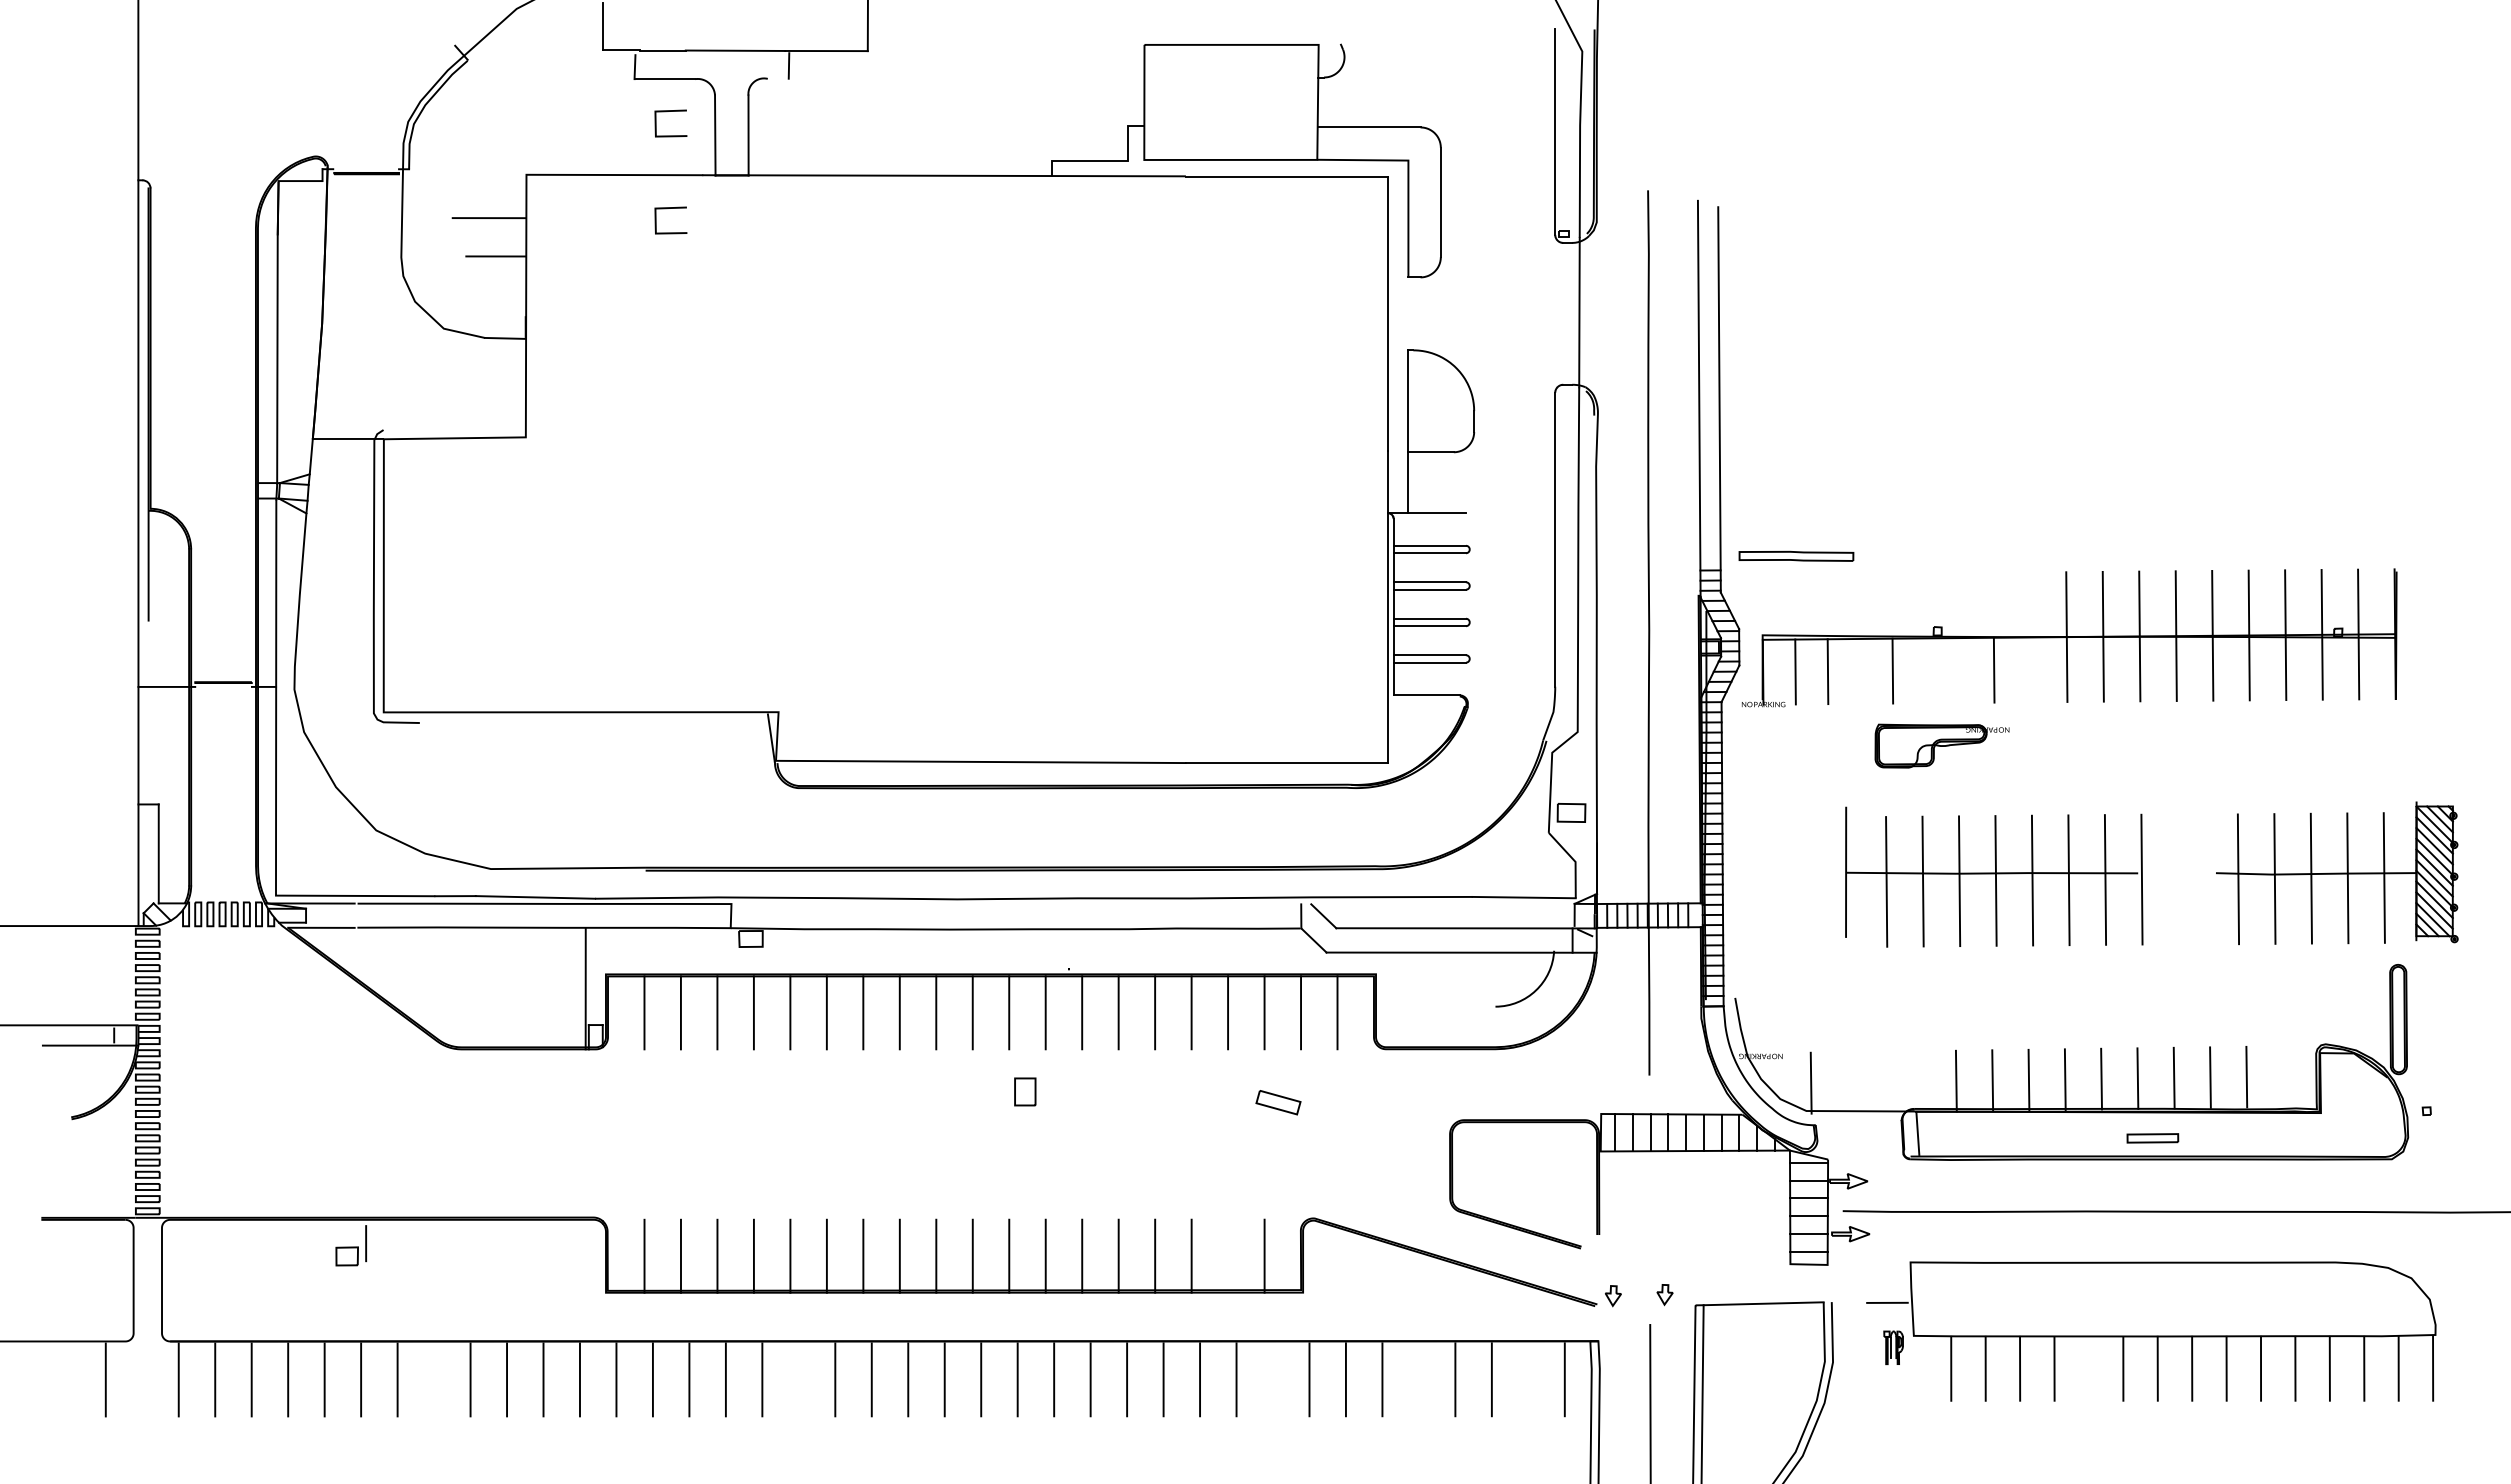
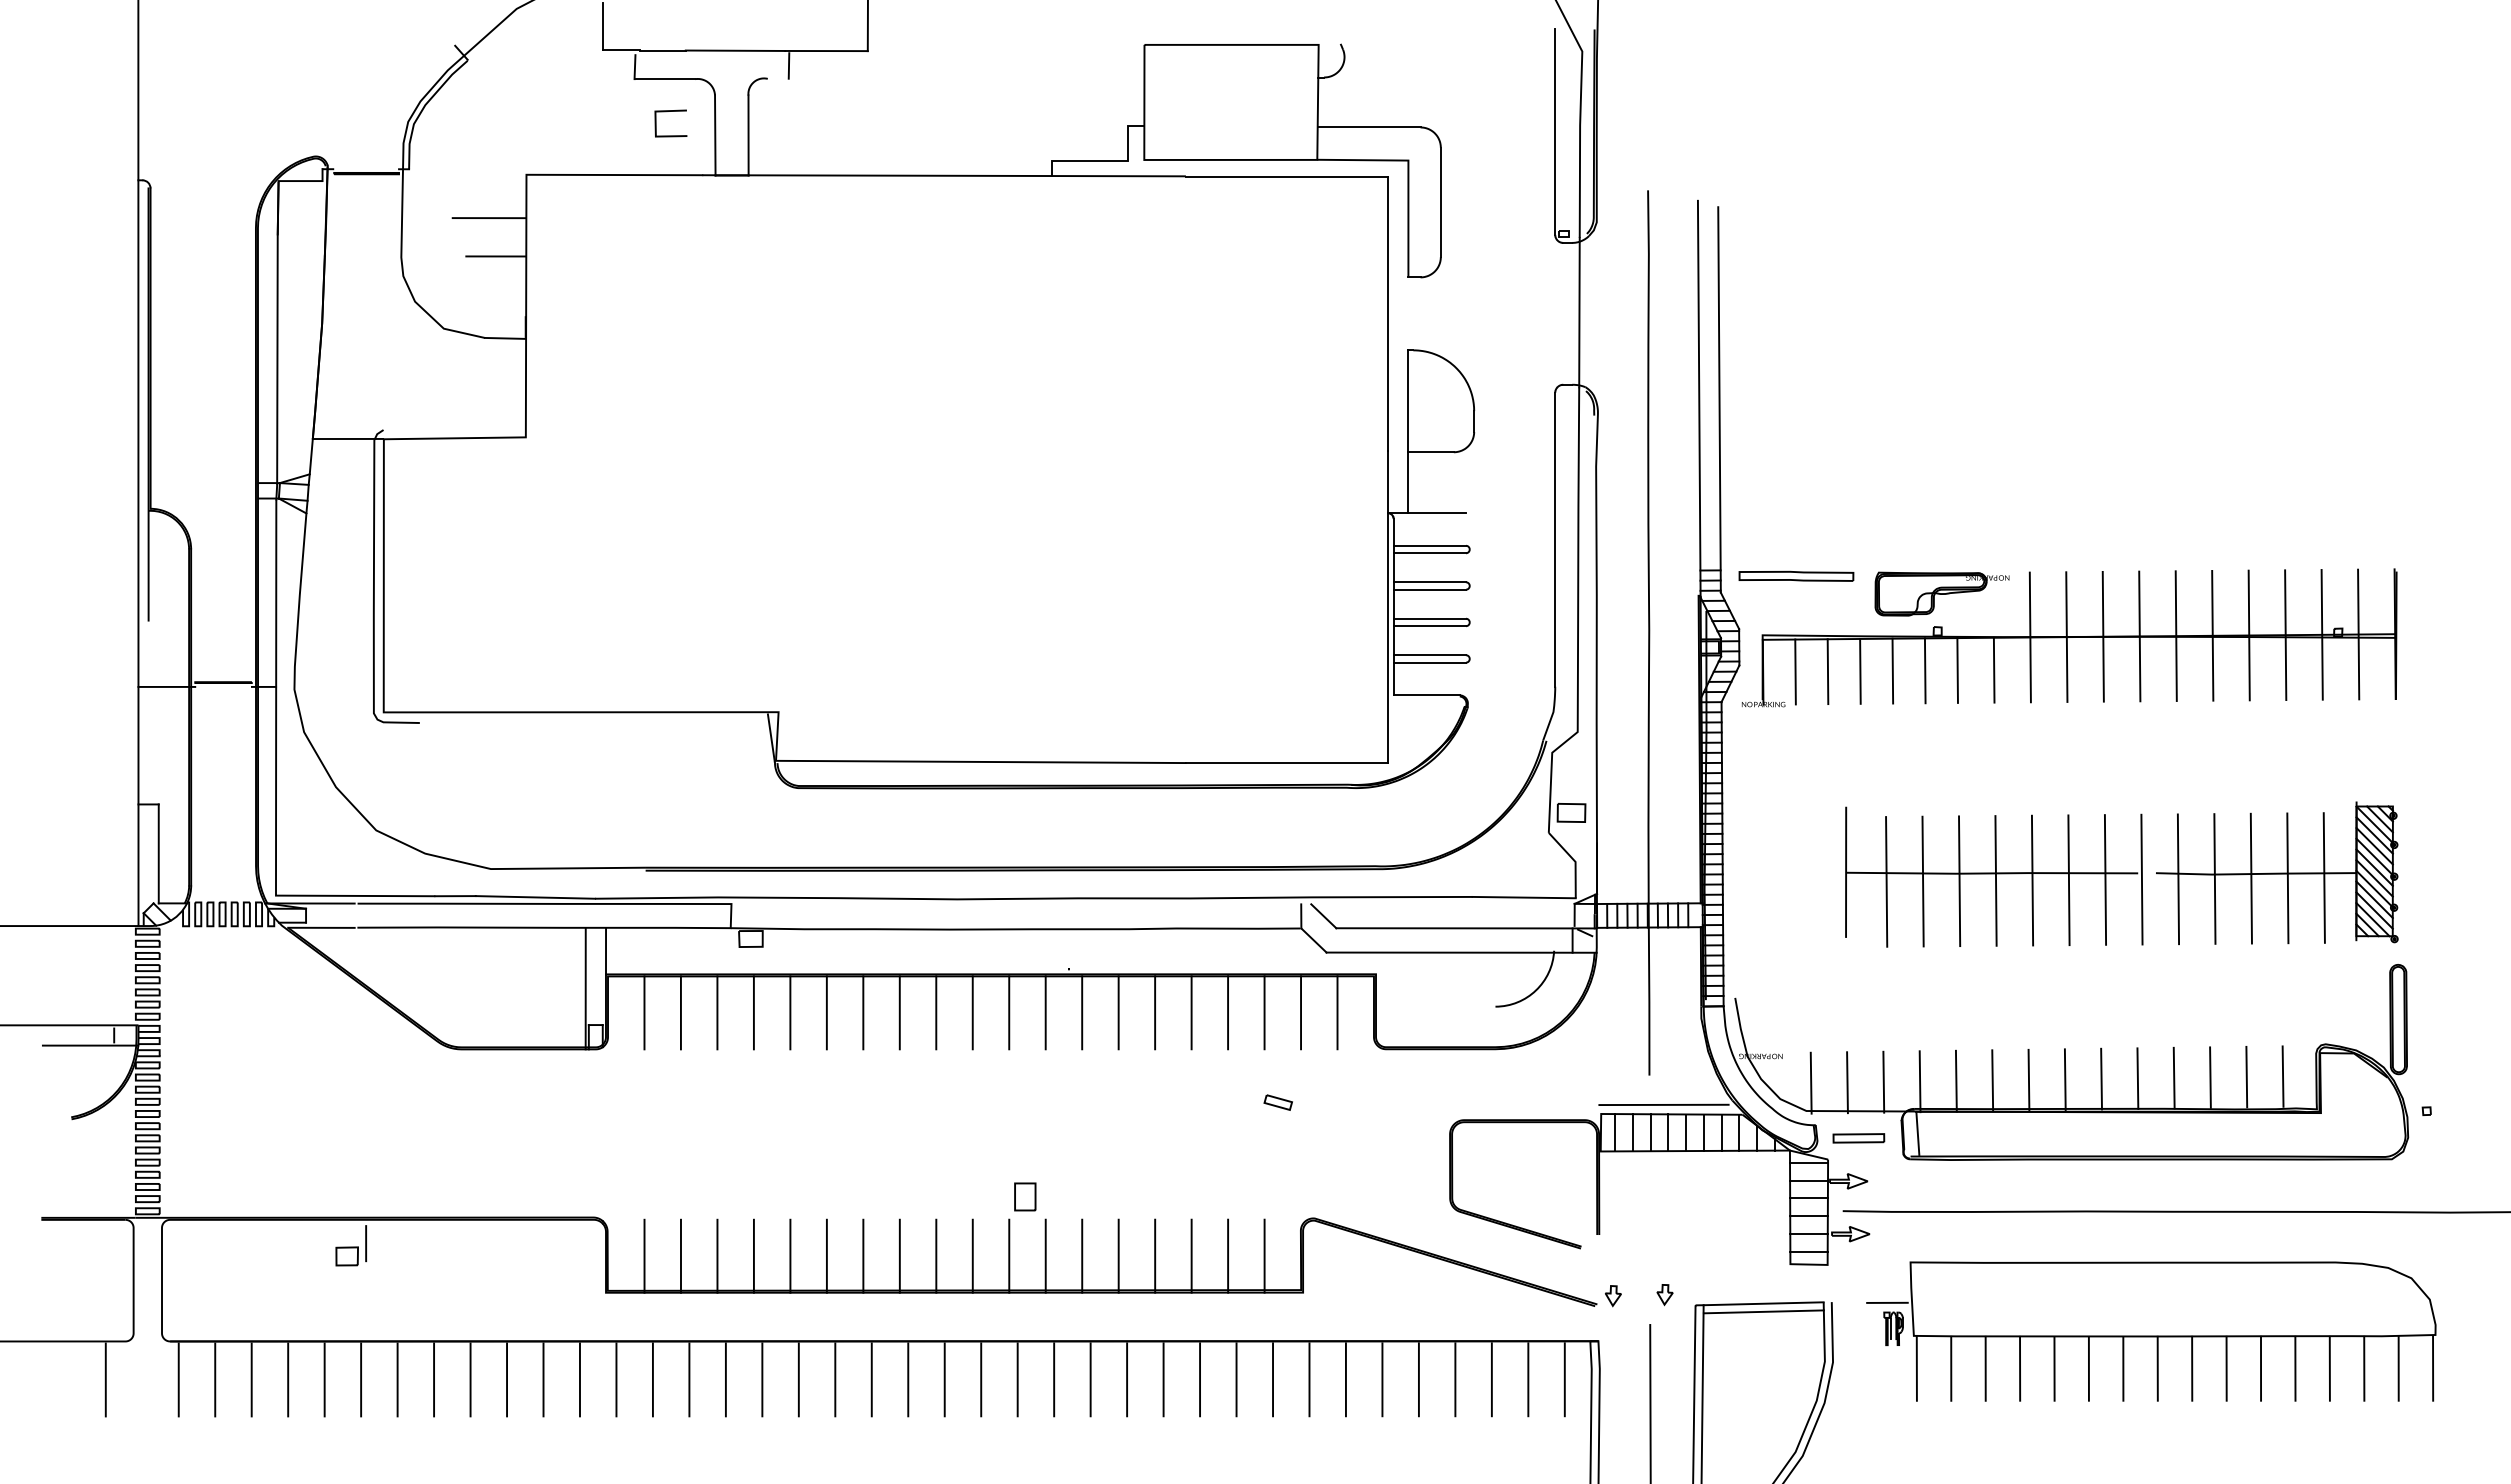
line: present -> none (666, 209)
part position: (1796, 555) -> (1796, 575) (1796, 575)
line: none -> present (2029, 637)
line: none -> present (1924, 670)
line: none -> present (1957, 670)
line: none -> present (1860, 671)
part position: (1941, 745) -> (1941, 593) (1941, 593)
part position: (2337, 872) -> (2277, 872) (2277, 872)
line: none -> present (605, 951)
line: none -> present (2282, 1076)
line: none -> present (1883, 1081)
line: none -> present (1919, 1081)
line: none -> present (1847, 1082)
part position: (1025, 1091) -> (1025, 1196) (1025, 1196)
part size: 47x26 px -> 30x17 px (1277, 1102)
line: none -> present (1663, 1104)
part position: (2152, 1138) -> (1858, 1138) (1858, 1138)
line: none -> present (1228, 1255)
line: none -> present (1763, 1311)
part position: (1893, 1347) -> (1893, 1328) (1893, 1328)
line: none -> present (1916, 1368)
line: none -> present (2088, 1368)
line: none -> present (434, 1379)
line: none -> present (798, 1379)
line: none -> present (1273, 1379)
line: none -> present (1418, 1379)
line: none -> present (1528, 1379)
